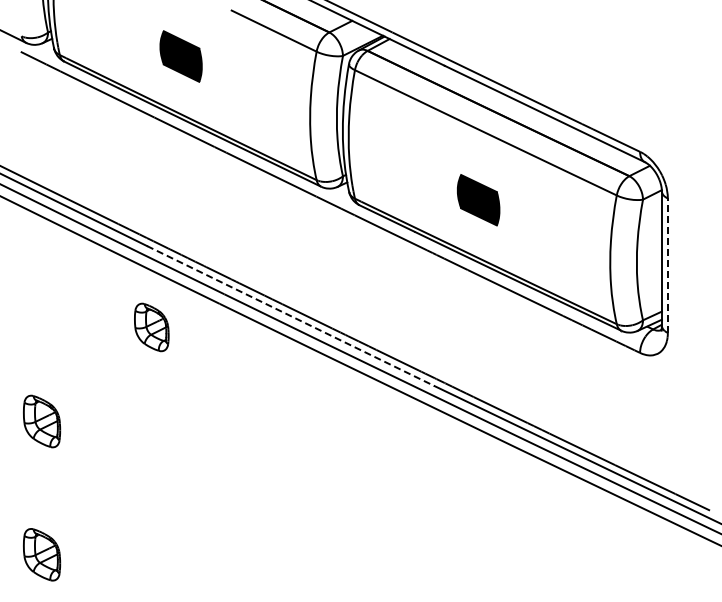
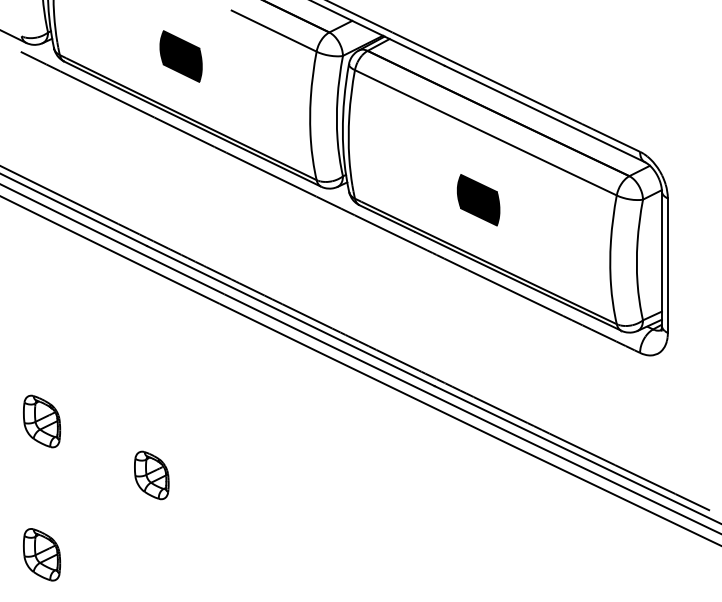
line: dashed -> solid (667, 265)
line: dashed -> solid (290, 316)
part position: (151, 327) -> (151, 475) (151, 475)
